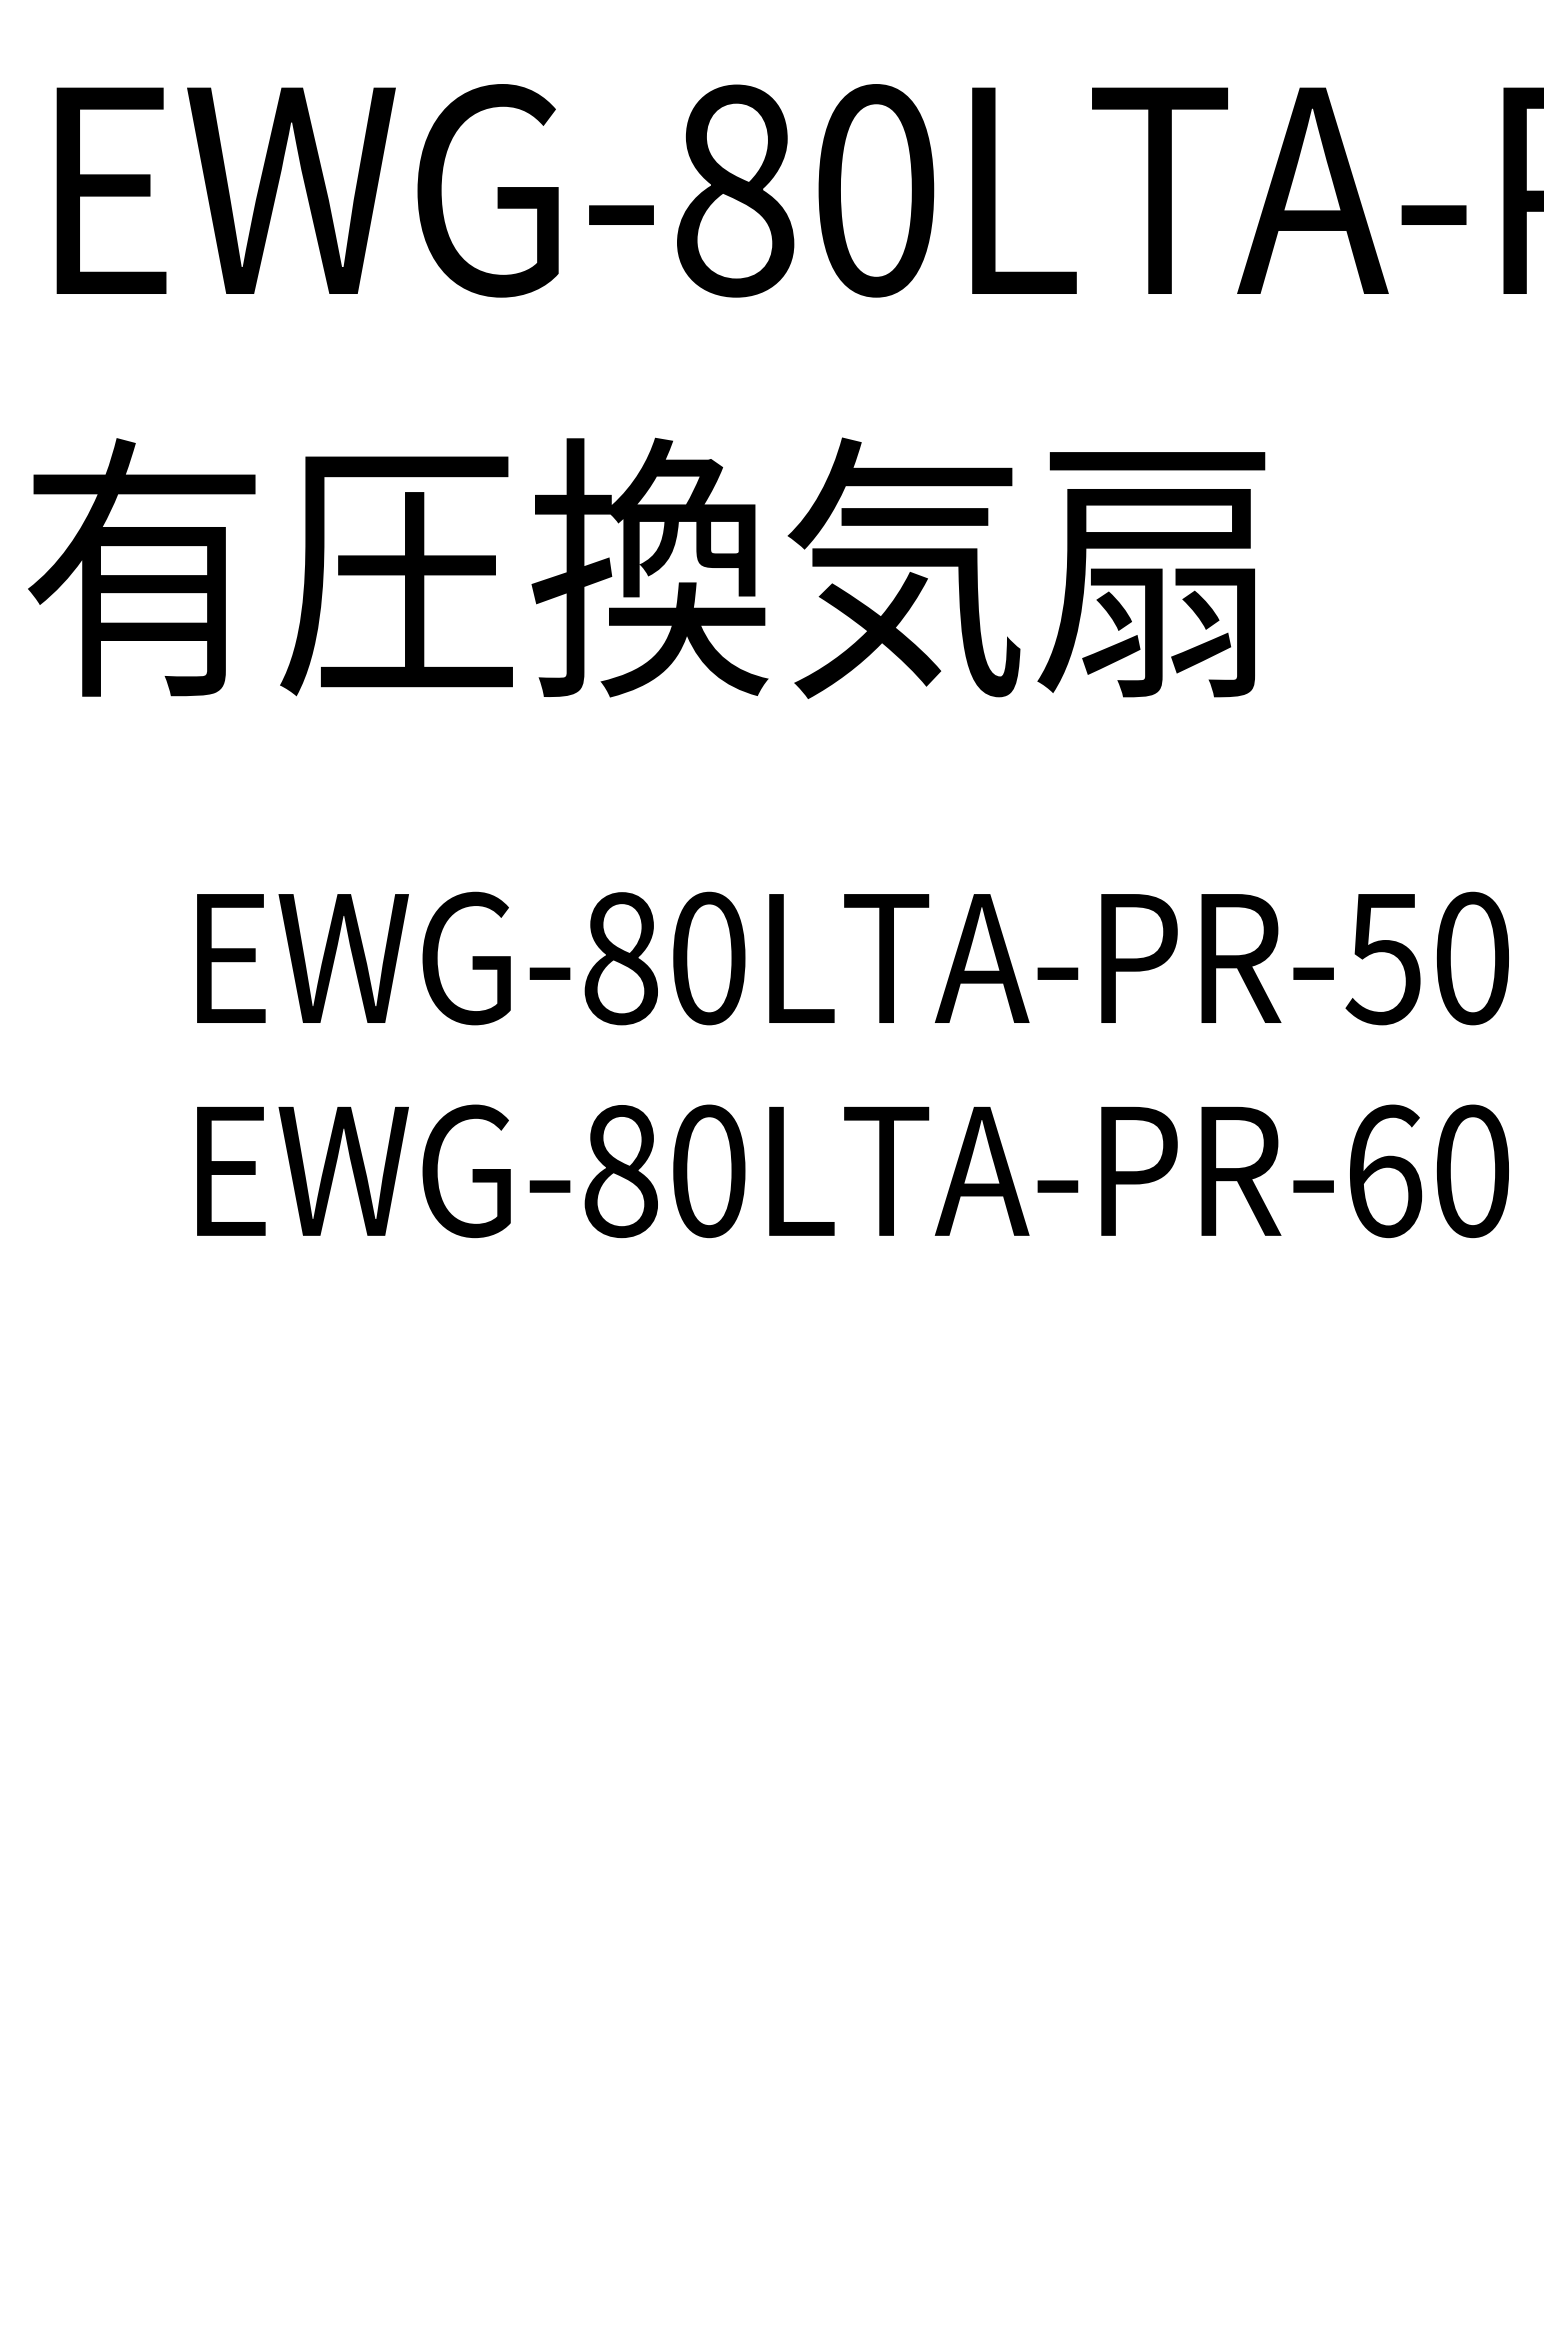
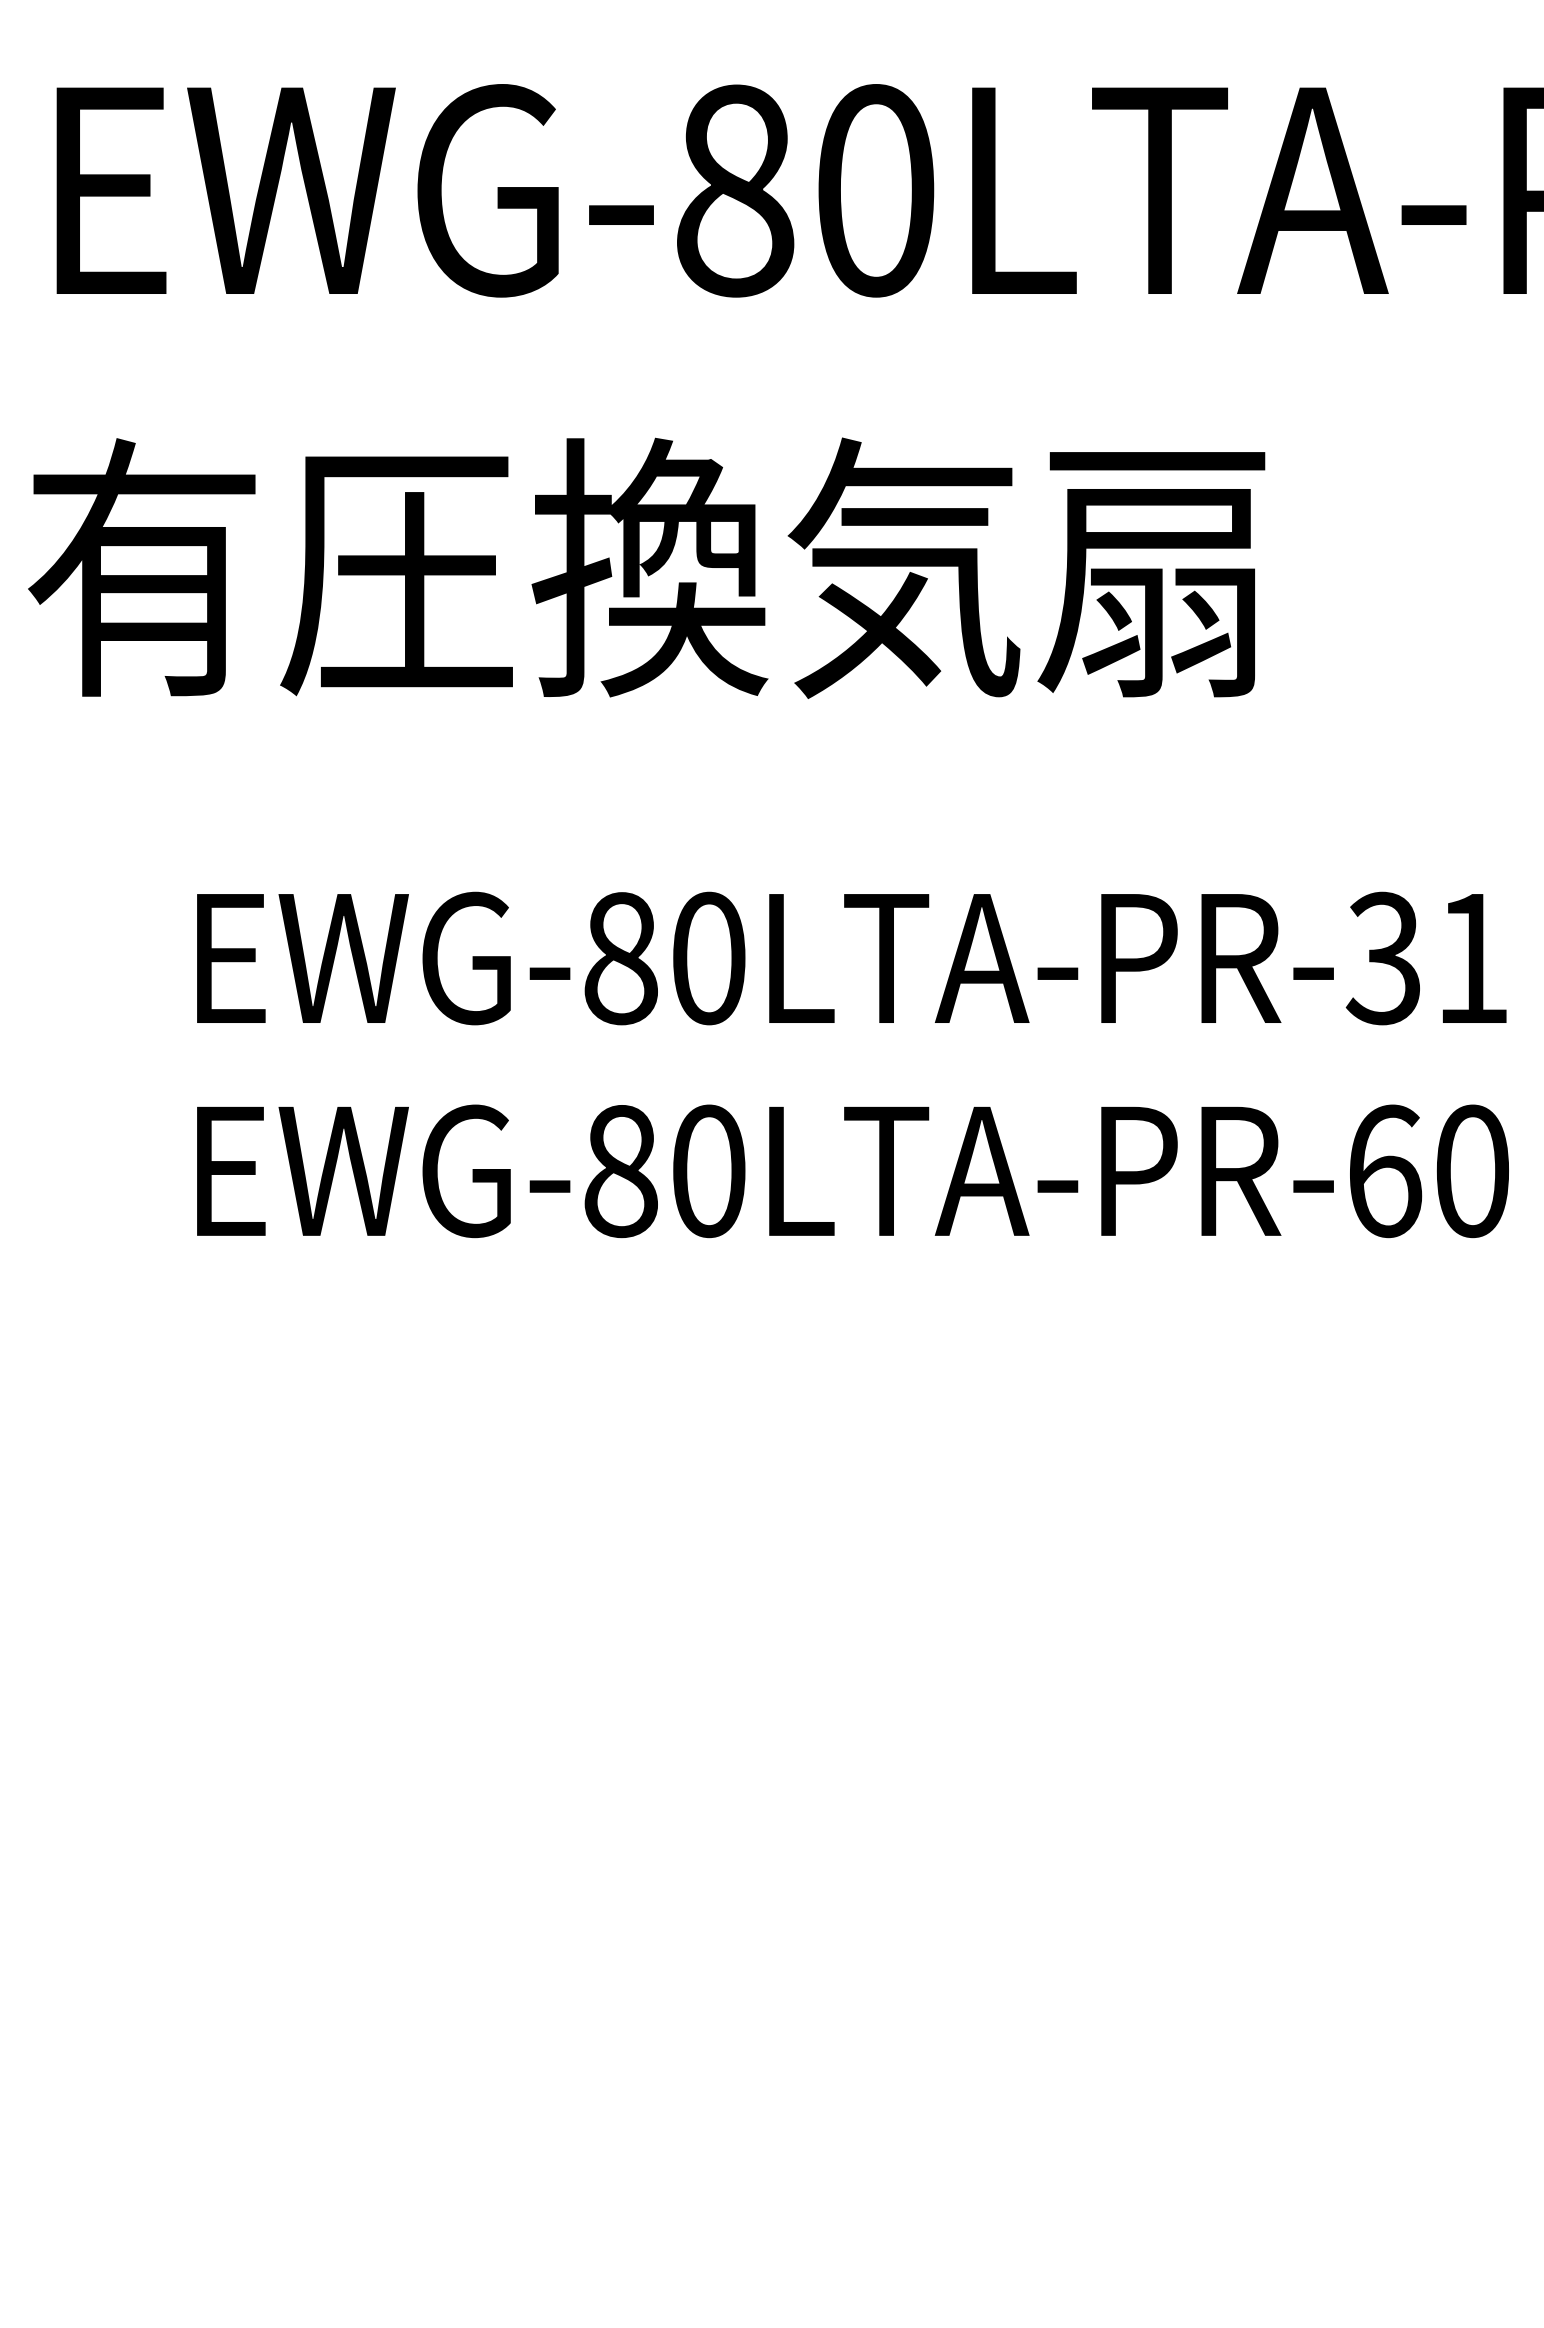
text: EWG-80LTA-PR-50 -> EWG-80LTA-PR-31 (1426, 958)
